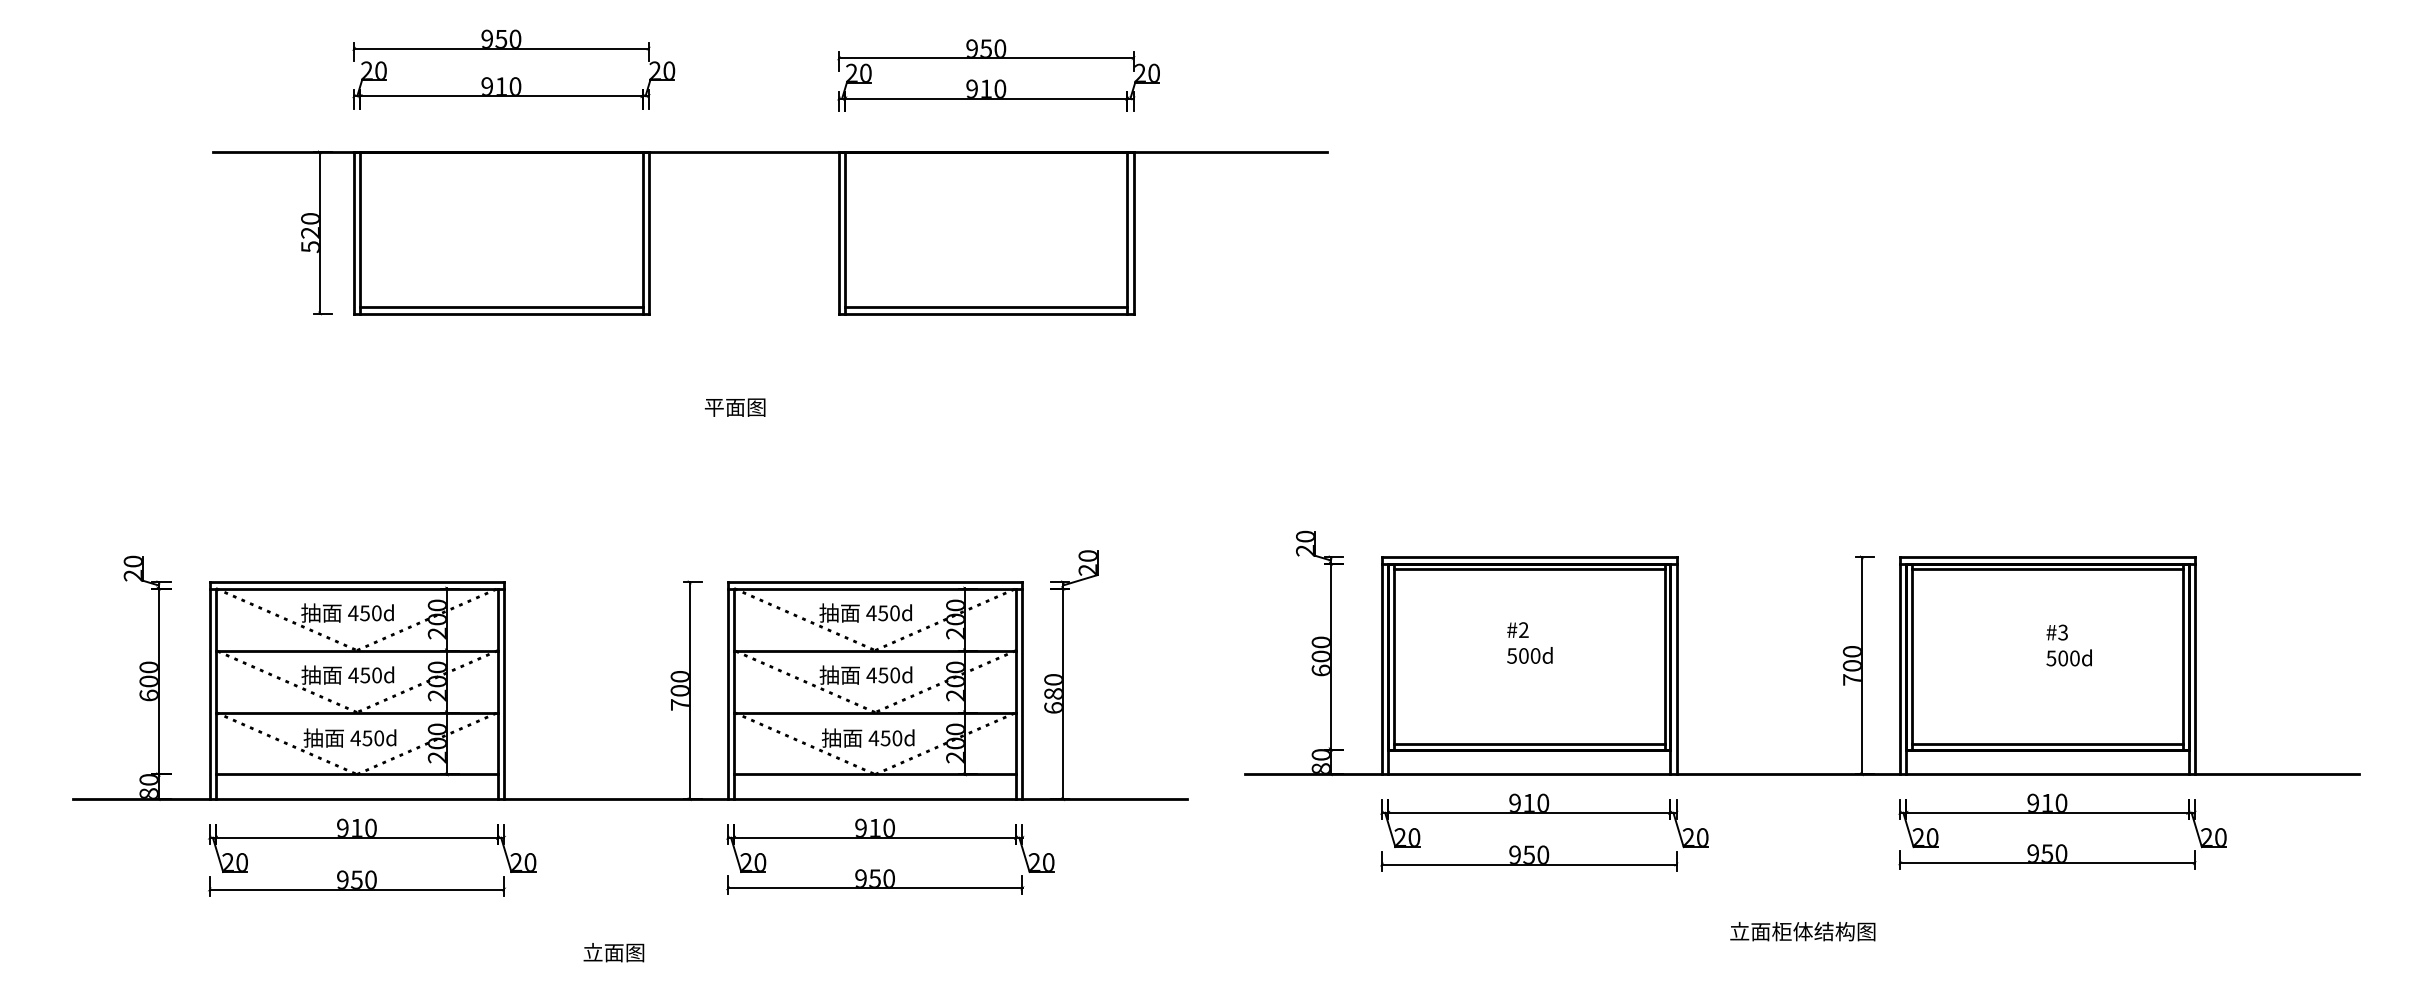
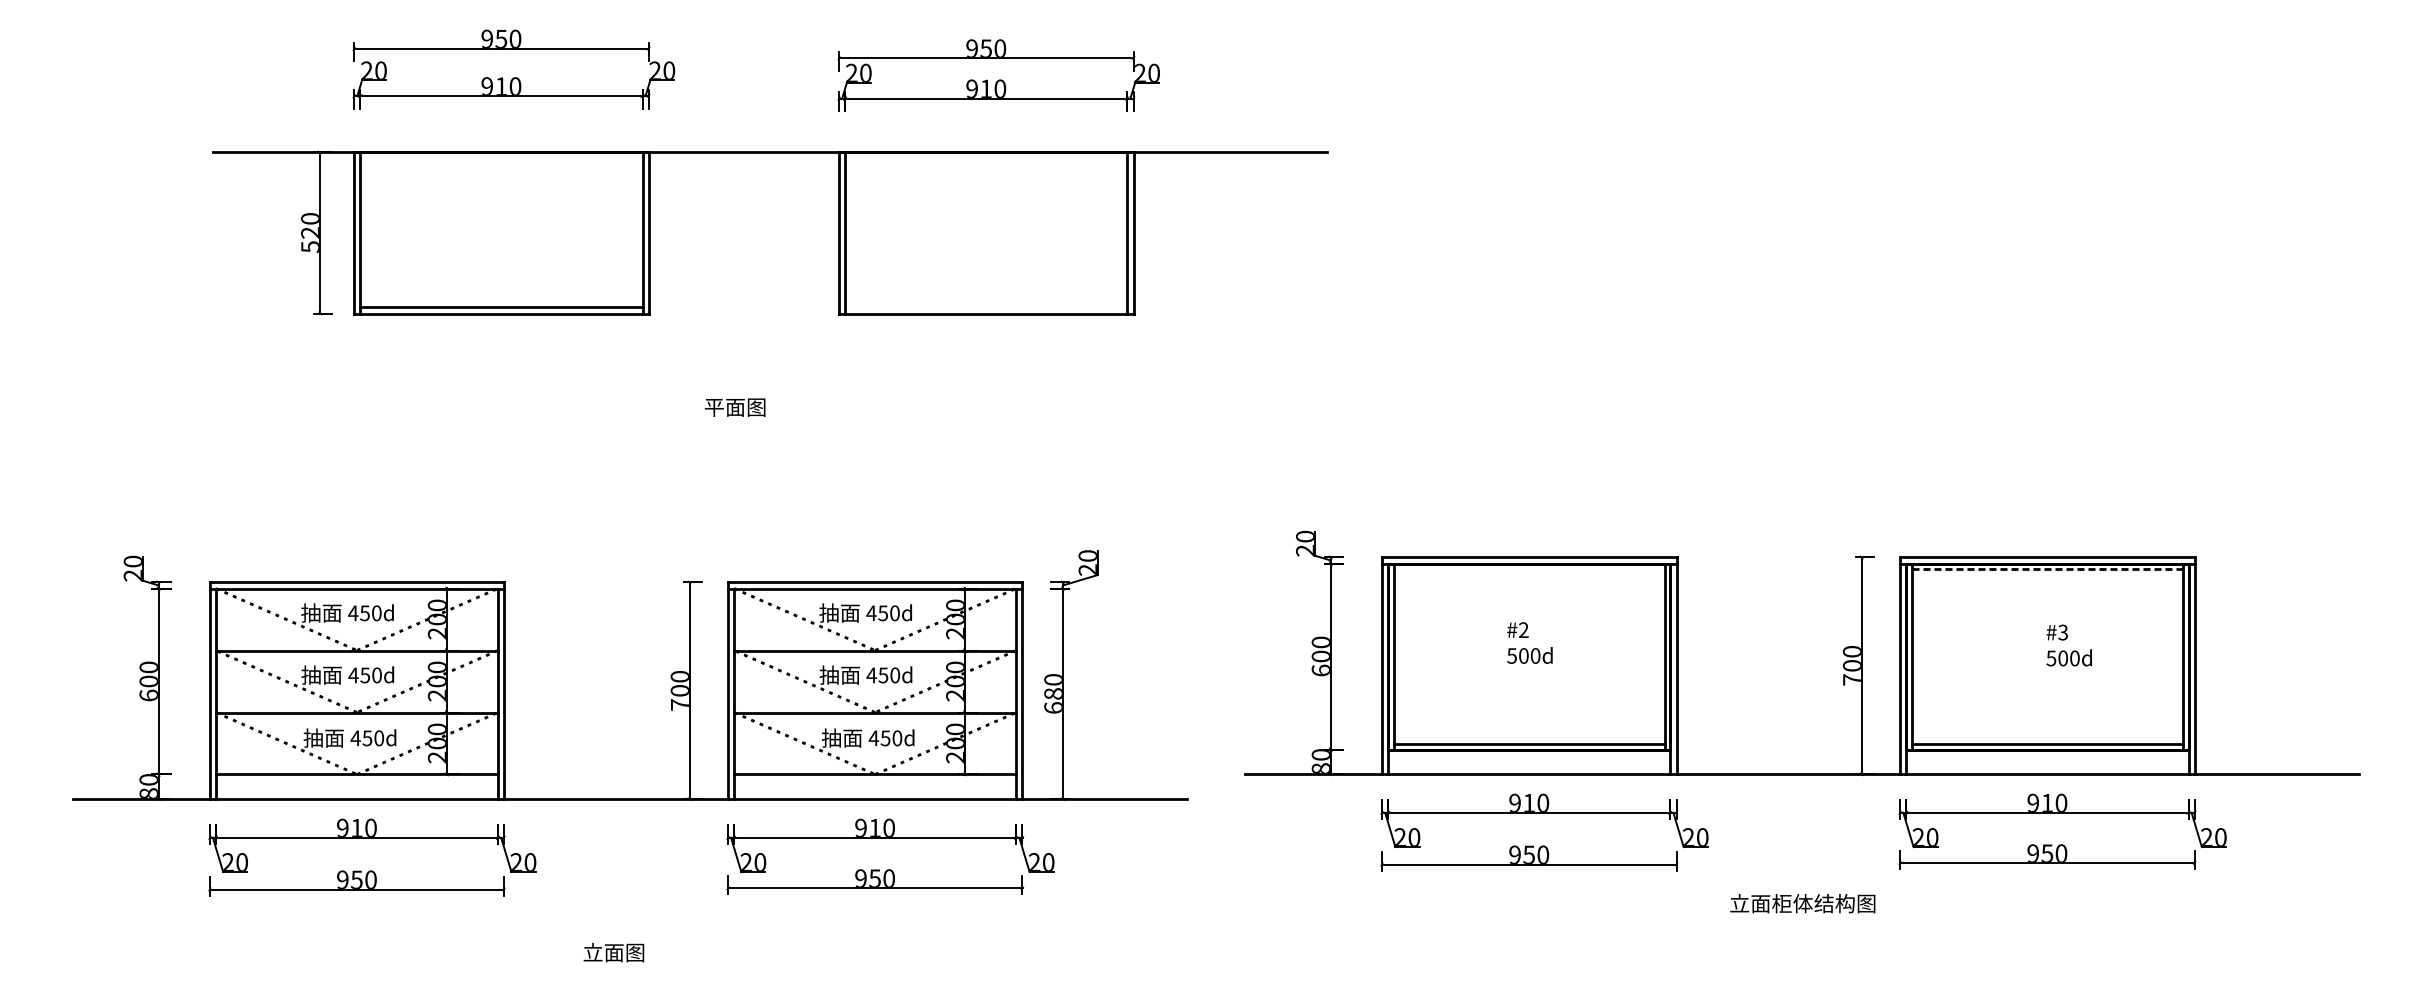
line: present -> none (986, 307)
line: present -> none (1528, 569)
line: solid -> dashed (2047, 569)
text position: (1802, 931) -> (1802, 903) (1802, 903)
